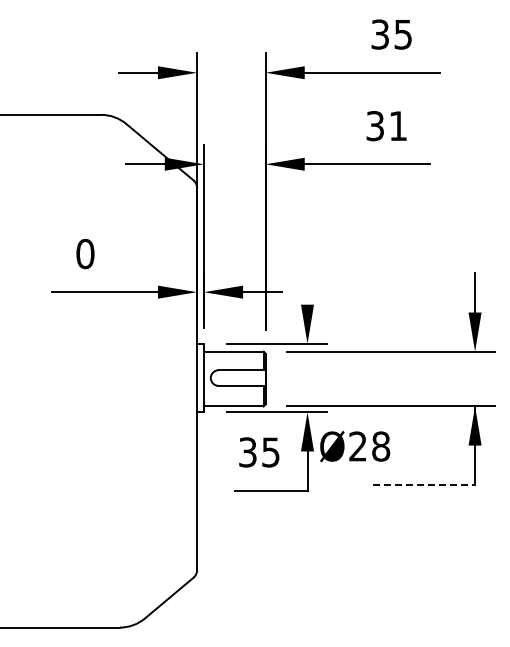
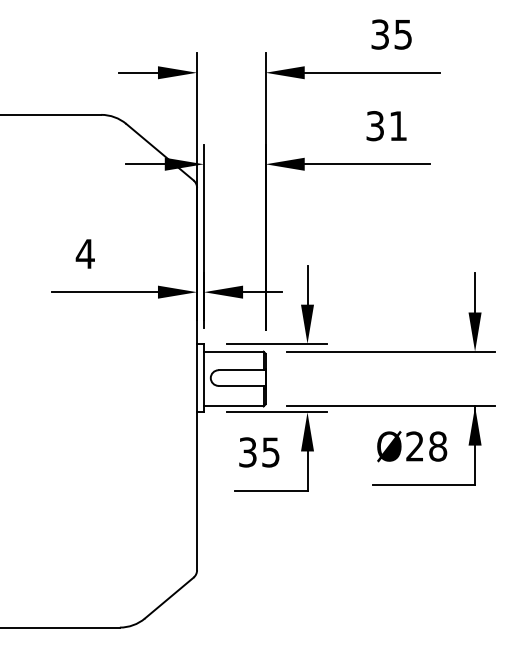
text: 0 -> 4 (84, 253)
line: none -> present (307, 284)
text position: (355, 446) -> (412, 446) (412, 446)
line: dashed -> solid (424, 484)
